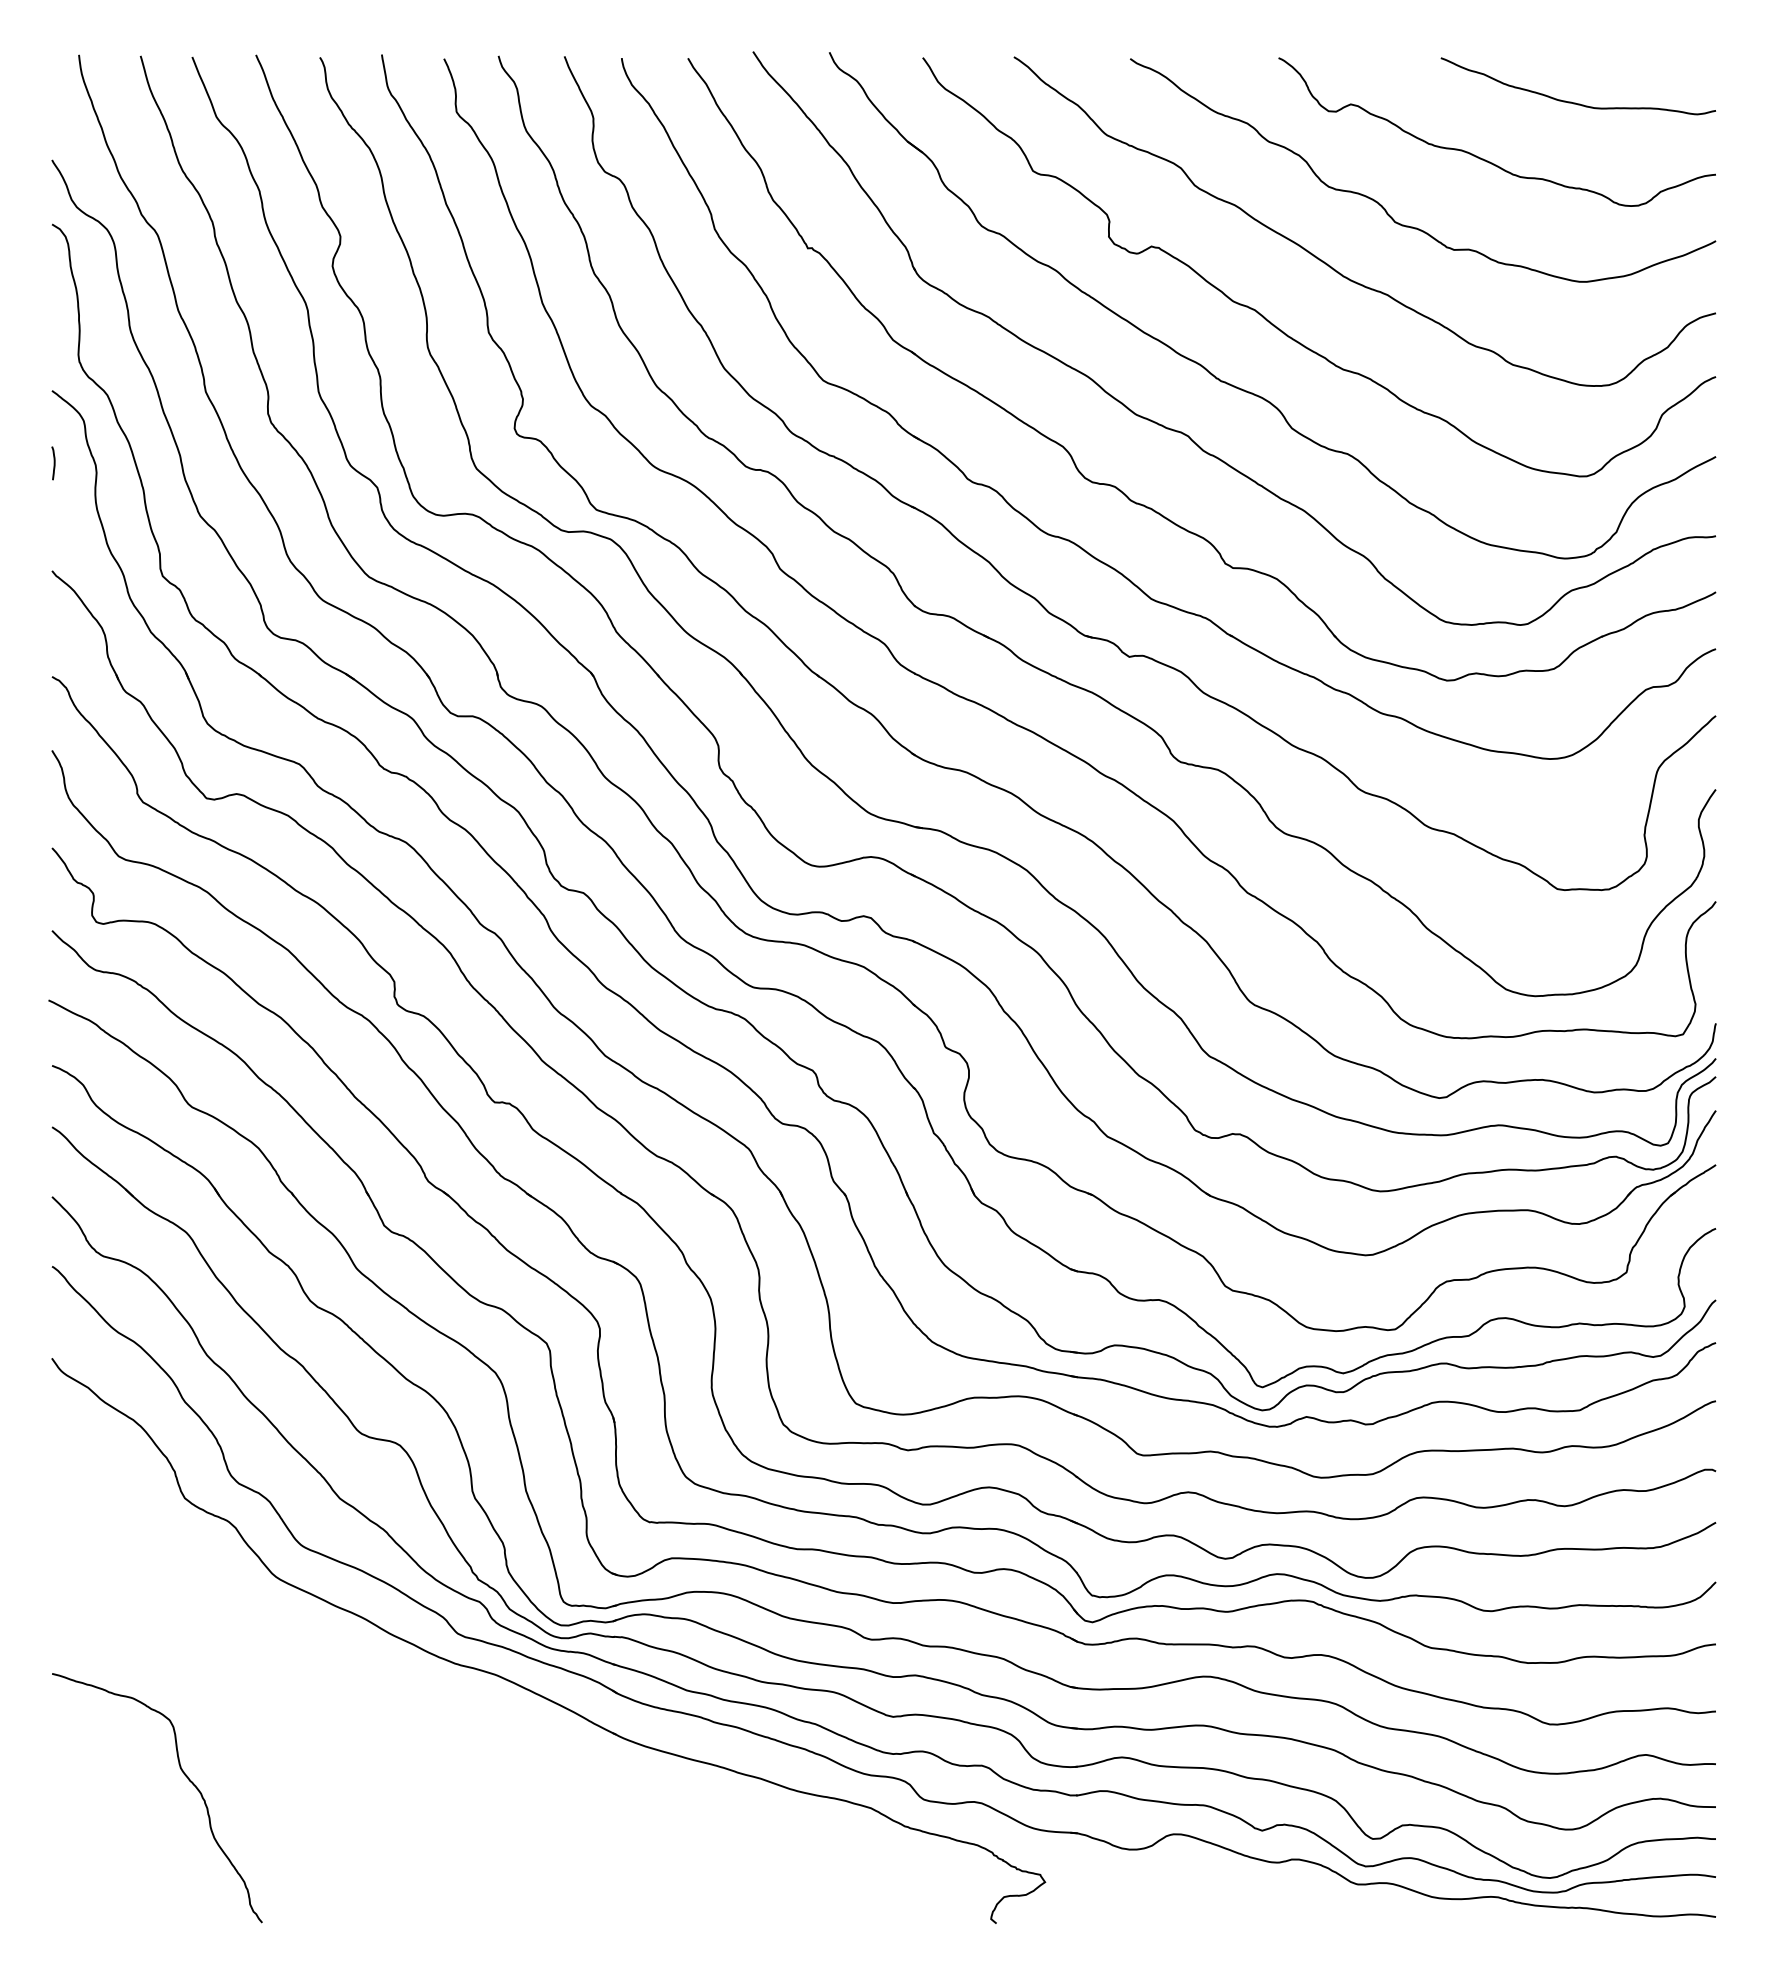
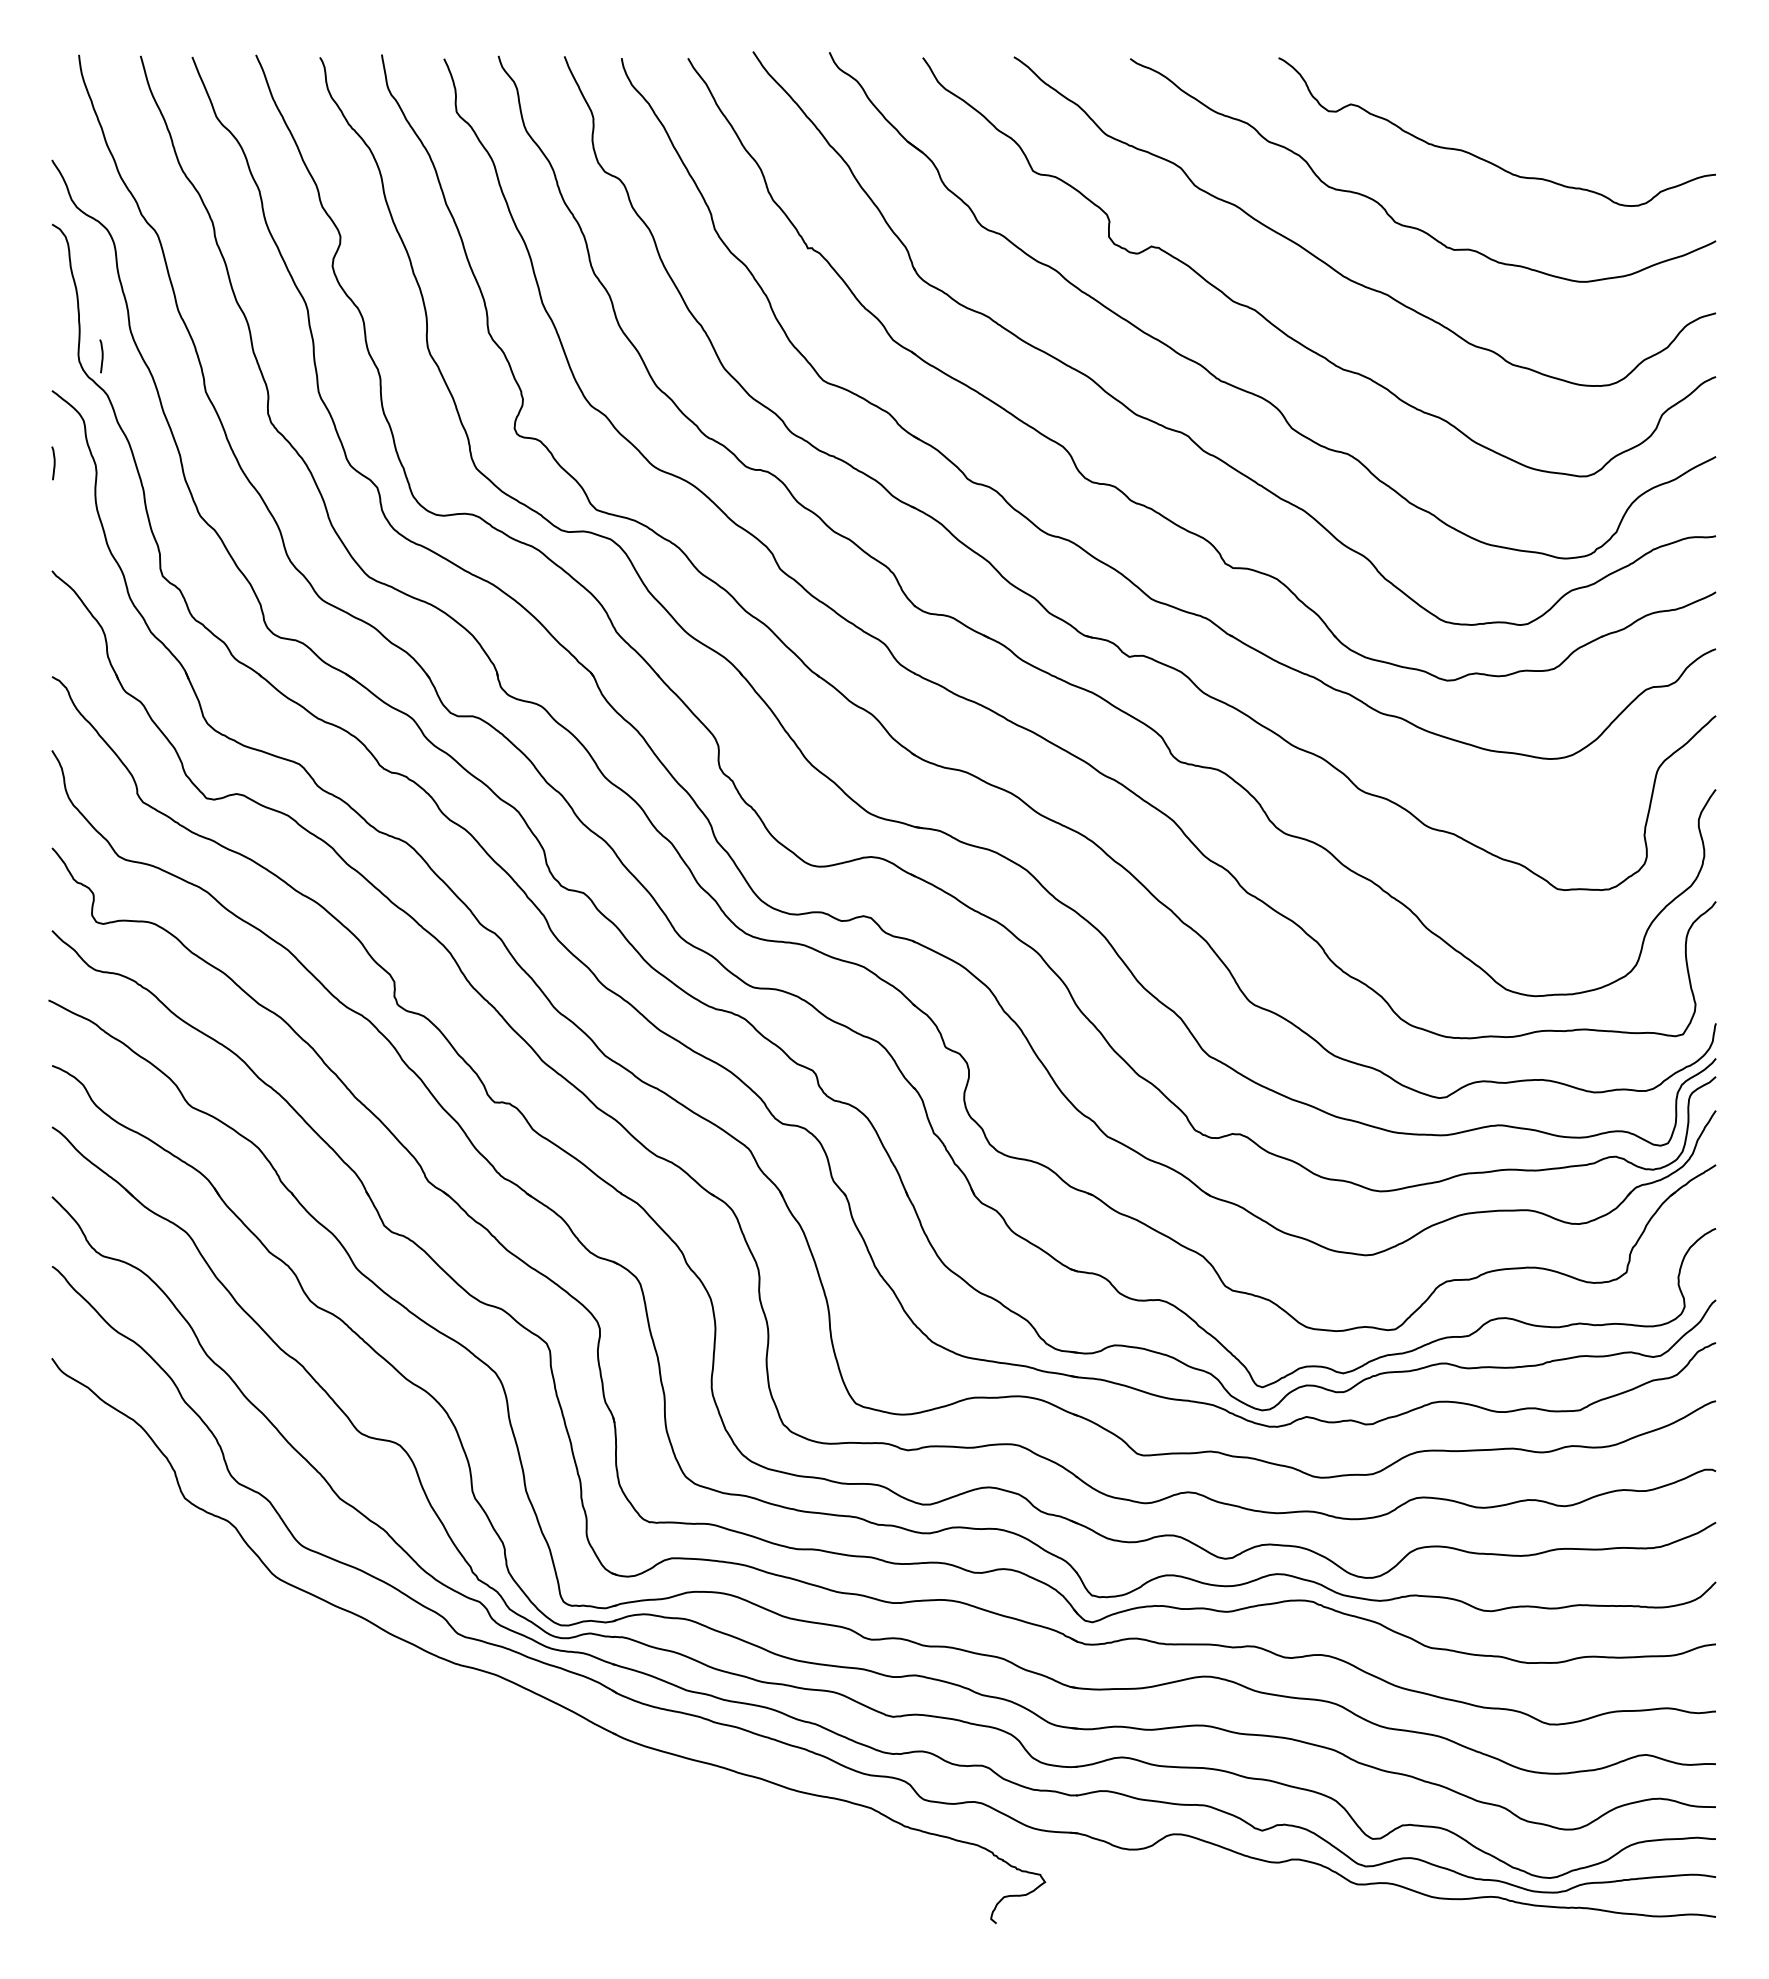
curve: present -> none (1575, 102)
curve: none -> present (101, 356)
curve: present -> none (184, 1775)
